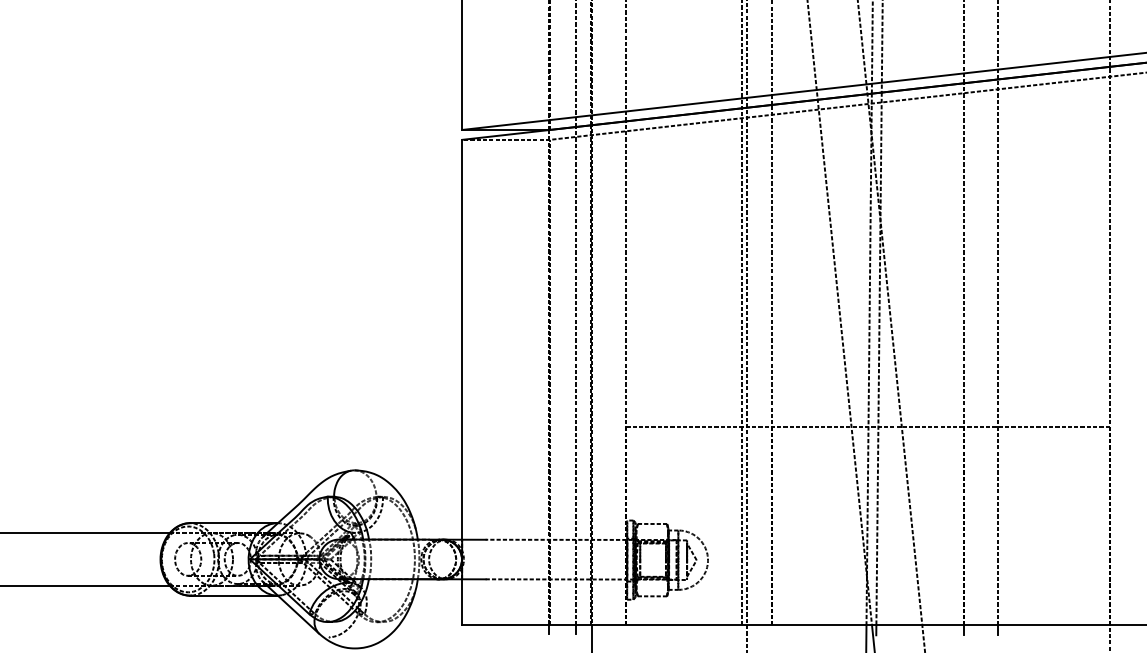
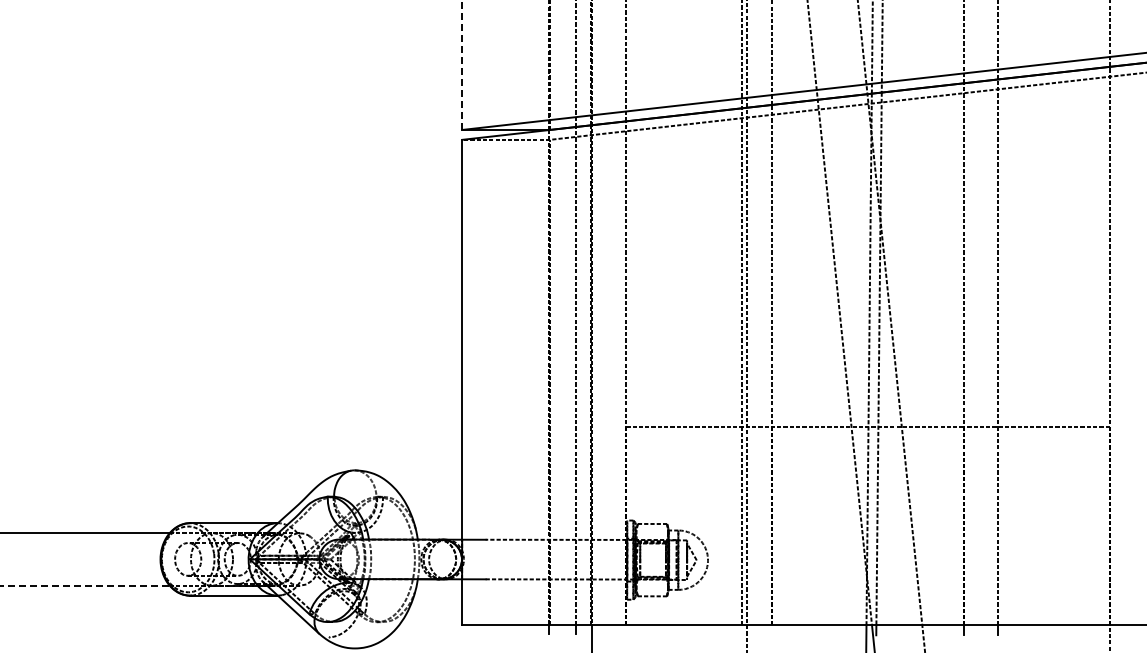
line: solid -> dashed (462, 64)
line: solid -> dashed (85, 585)
